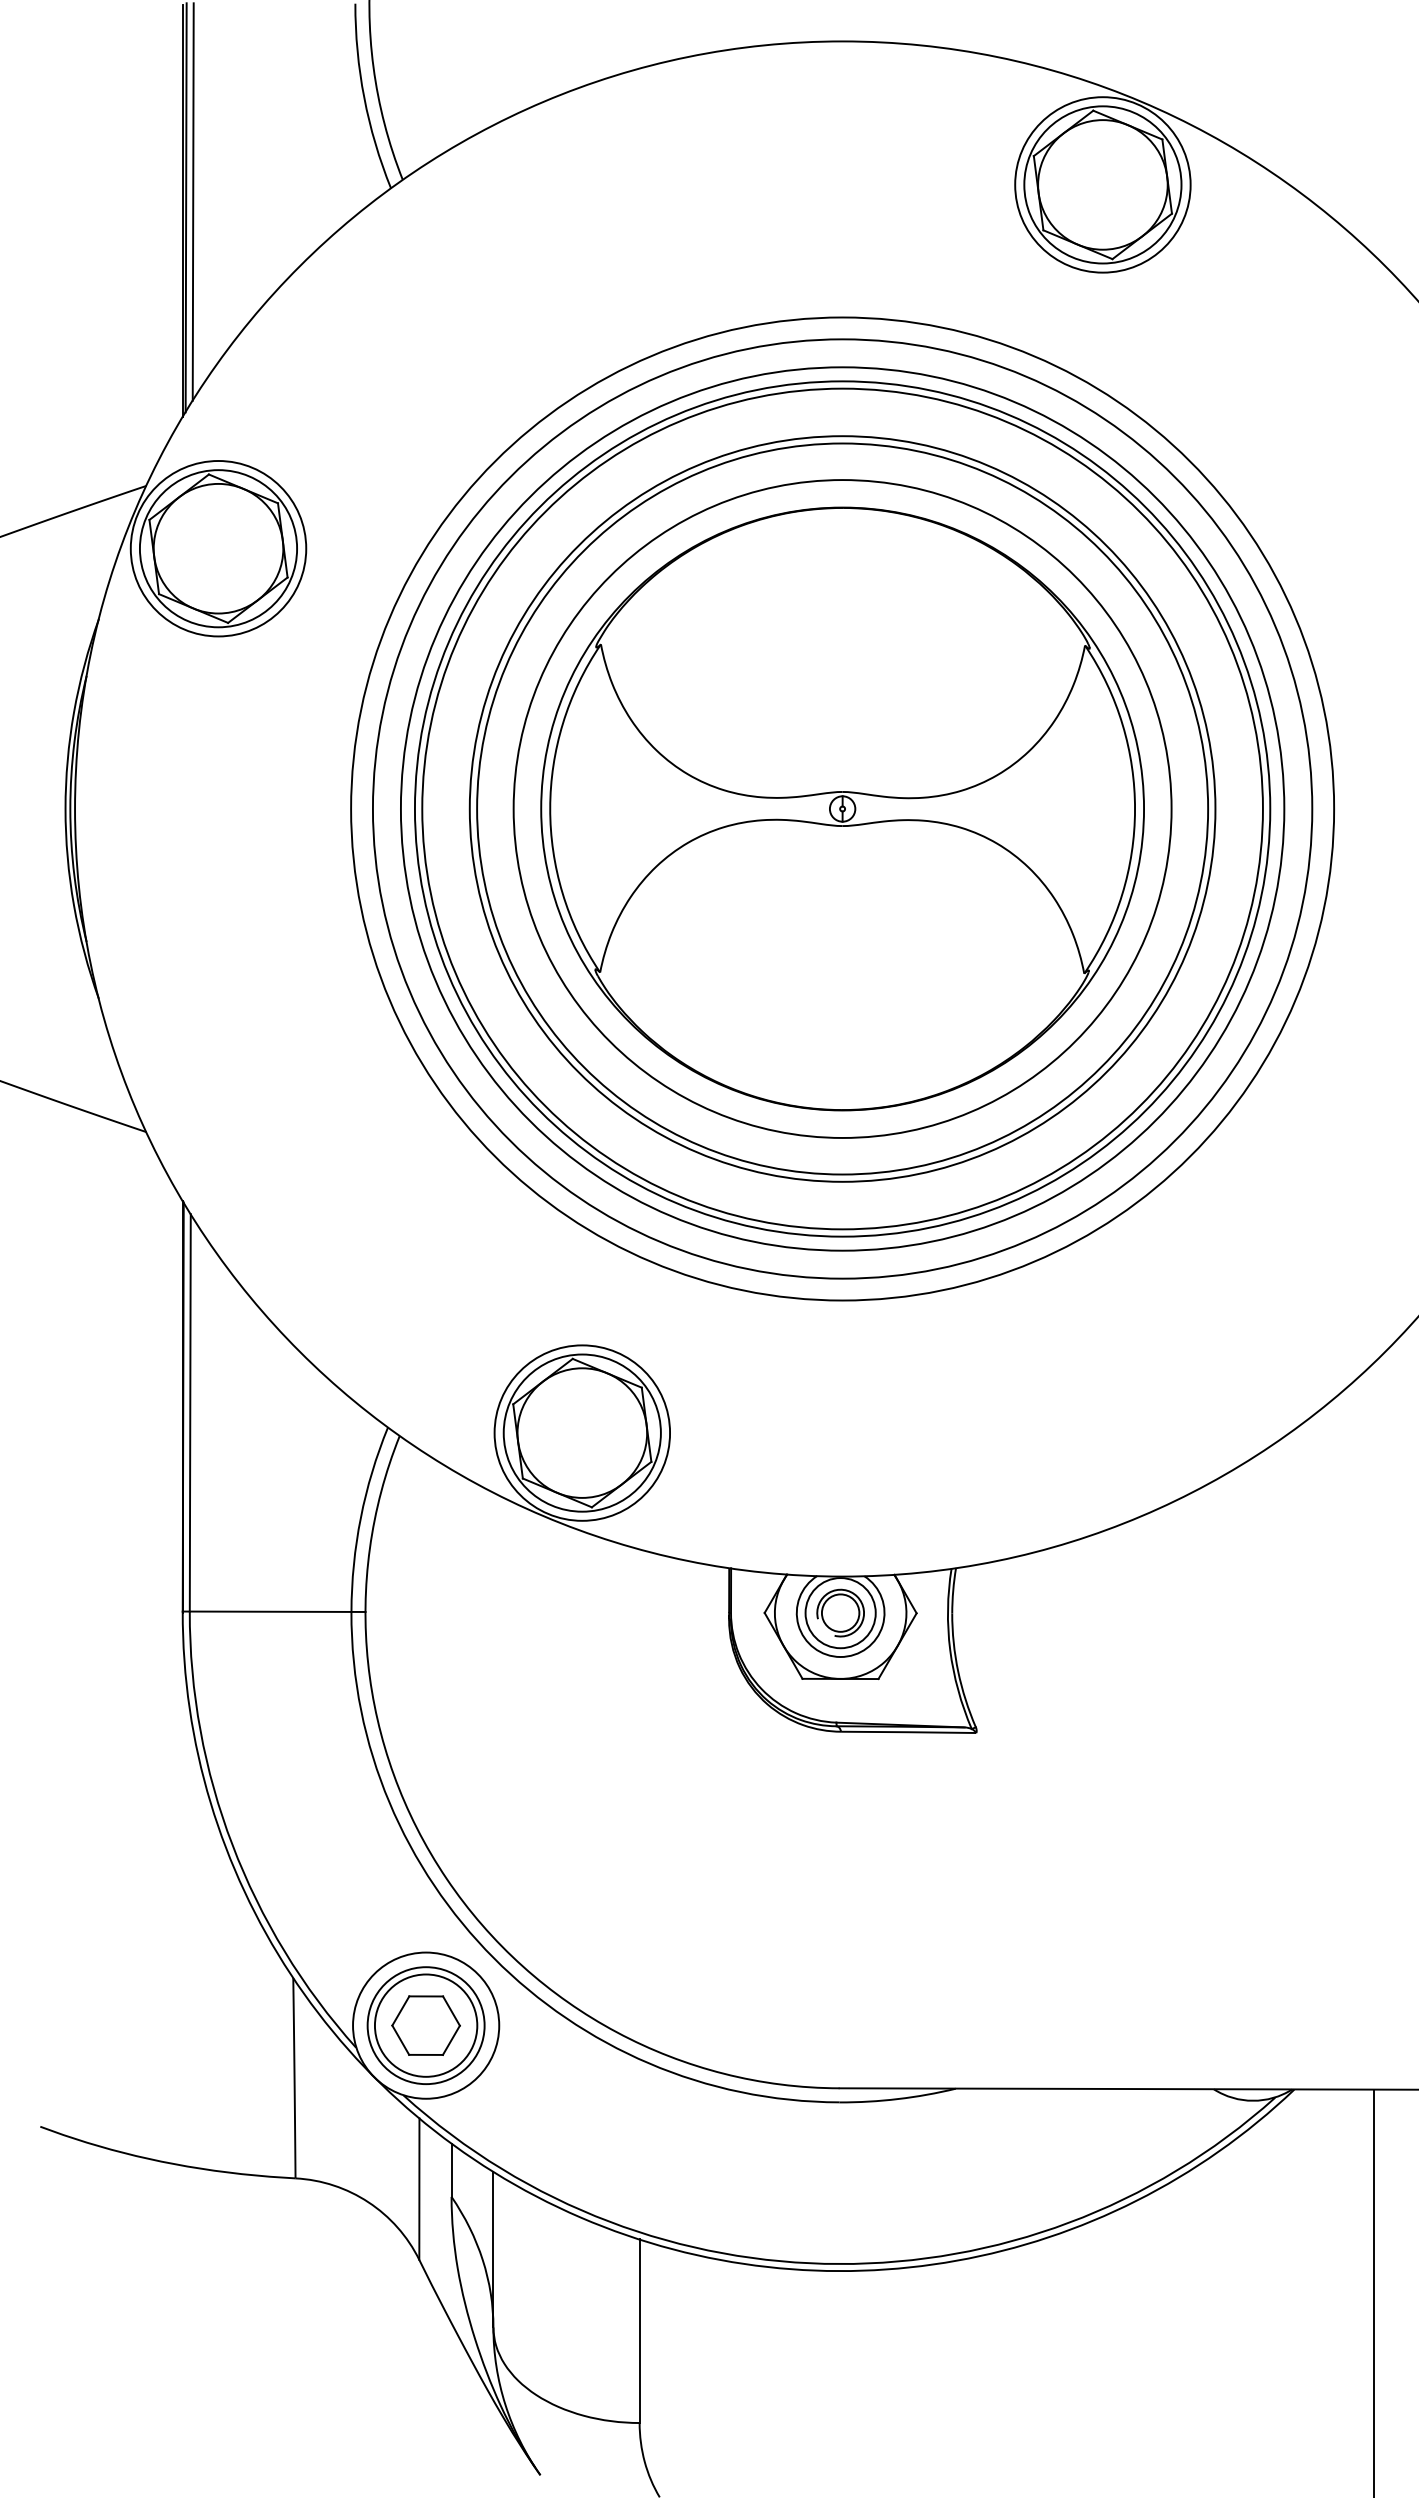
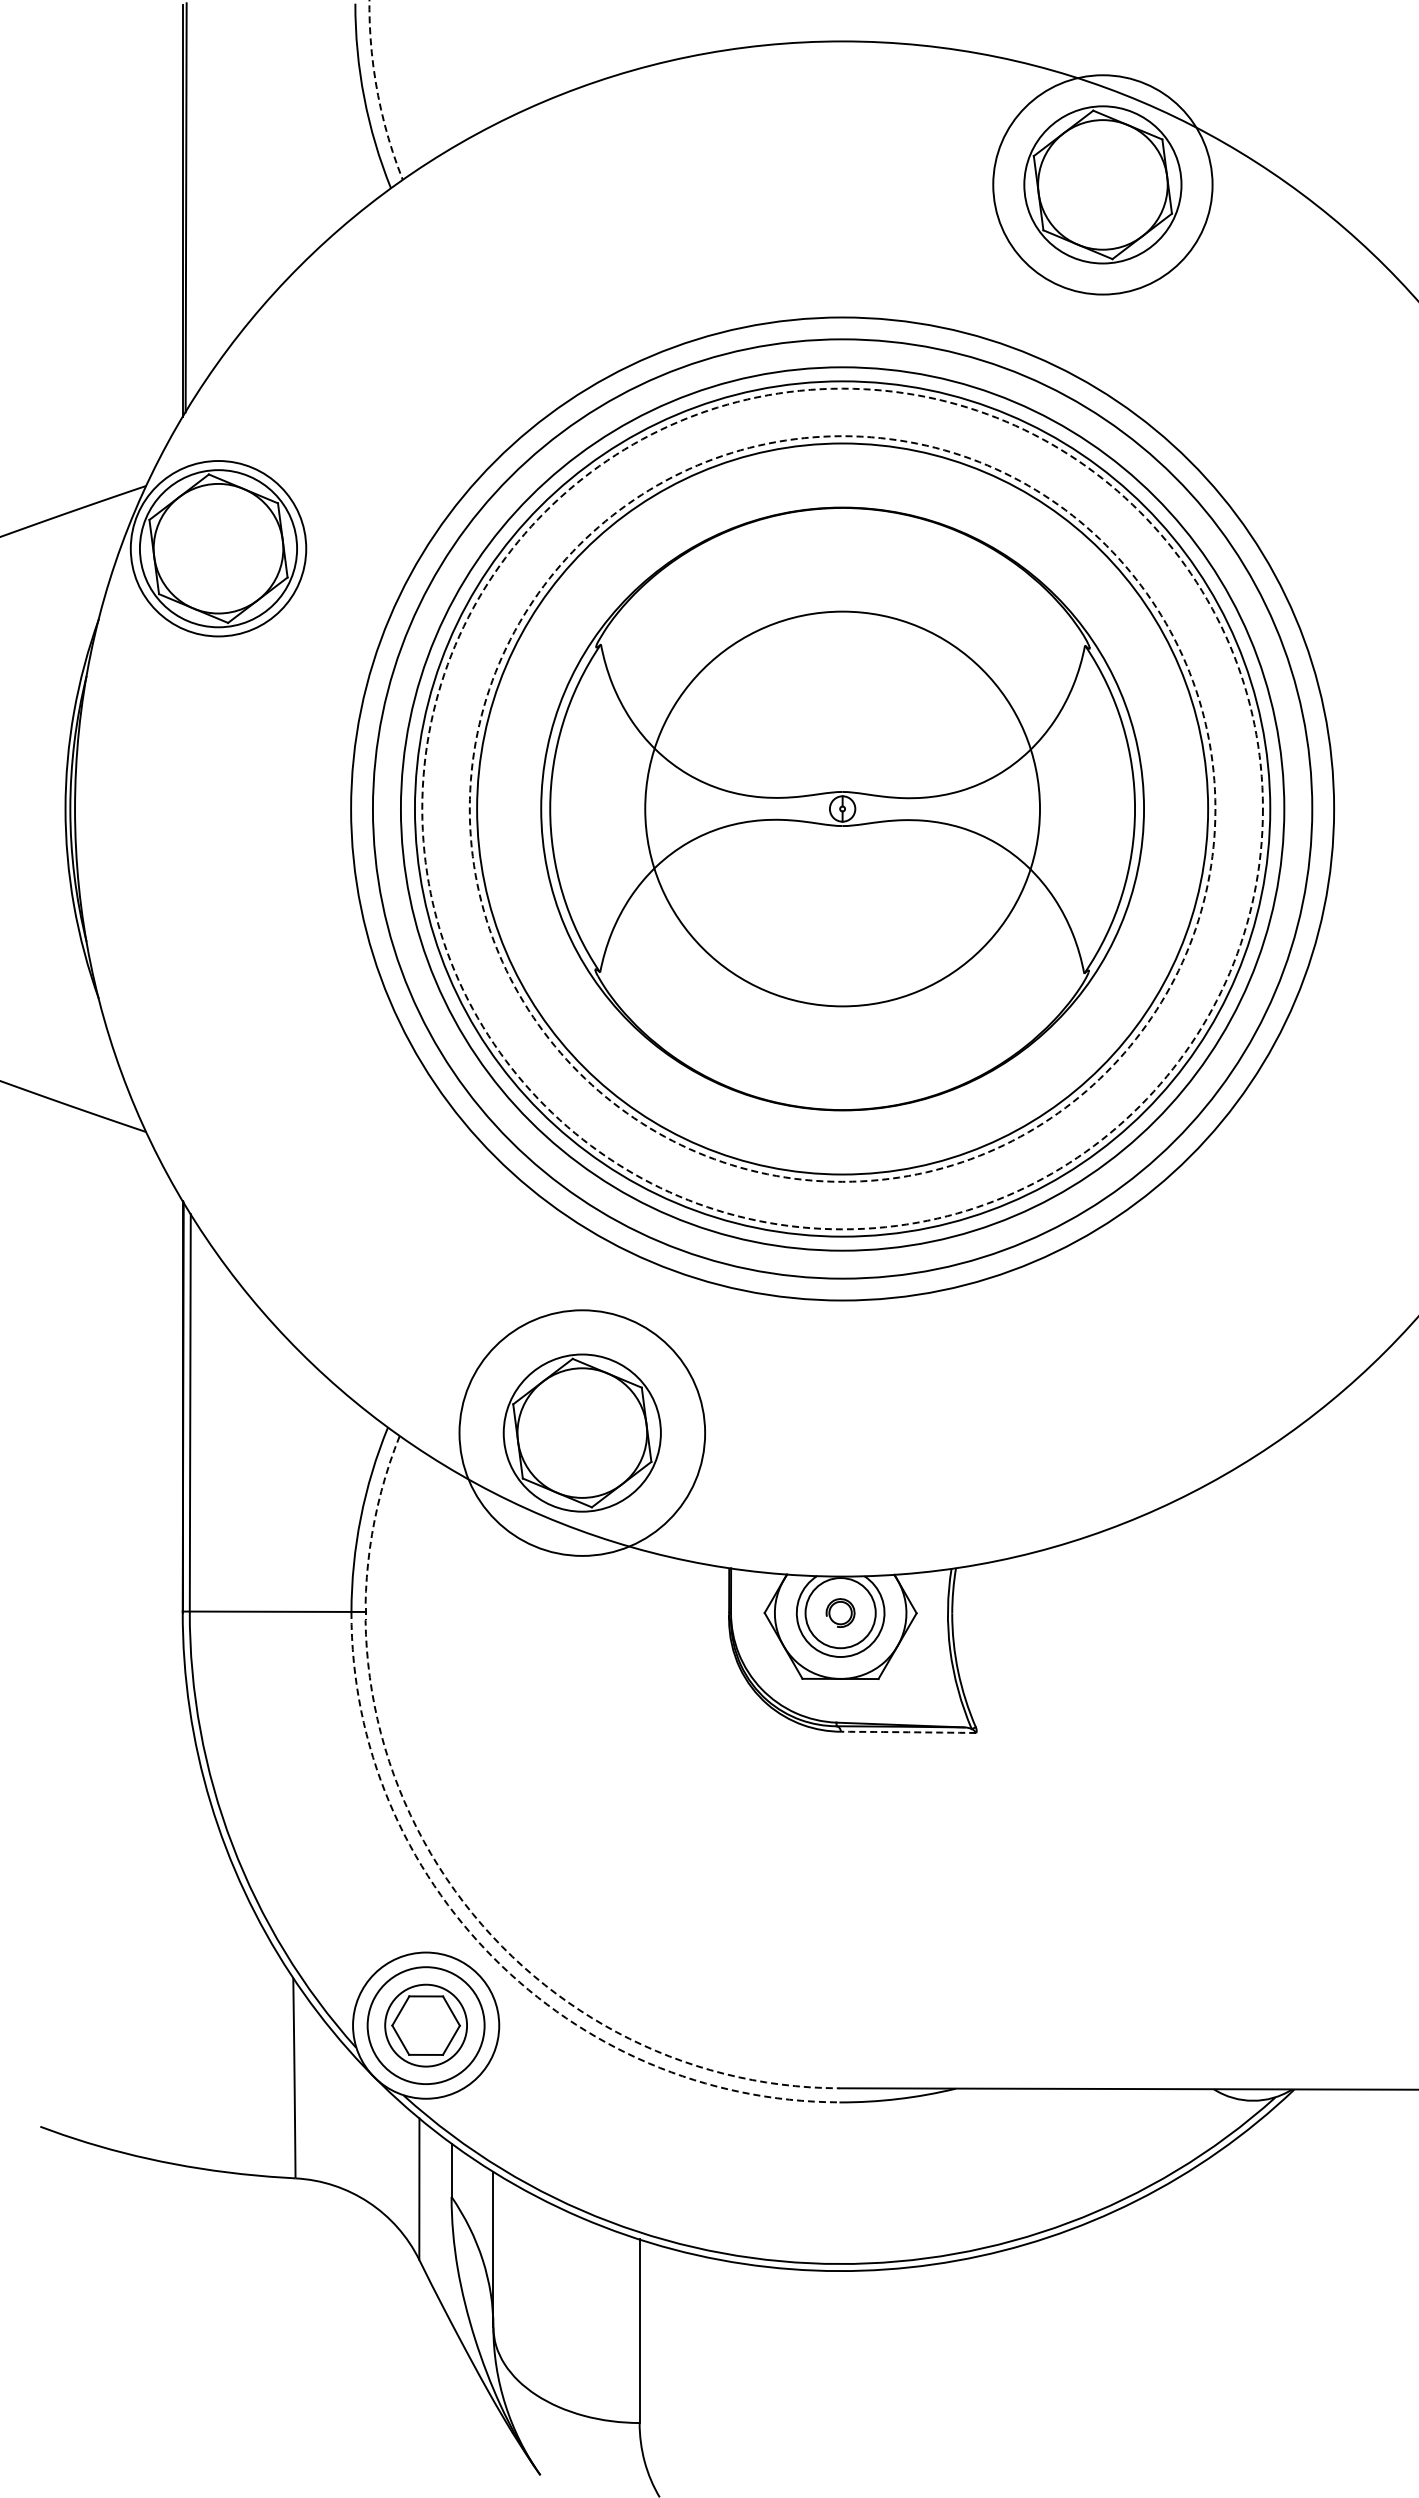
arc: solid -> dashed (377, 91)
circle diameter: 175 px -> 219 px (1102, 184)
line: present -> none (192, 201)
circle diameter: 658 px -> 395 px (842, 808)
circle: solid -> dashed (842, 808)
circle: solid -> dashed (842, 808)
circle diameter: 175 px -> 246 px (582, 1432)
part size: 49x50 px -> 31x30 px (840, 1612)
arc: solid -> dashed (908, 1732)
arc: solid -> dashed (446, 1878)
arc: solid -> dashed (493, 1958)
circle diameter: 102 px -> 82 px (426, 2025)
line: present -> none (1374, 2291)
